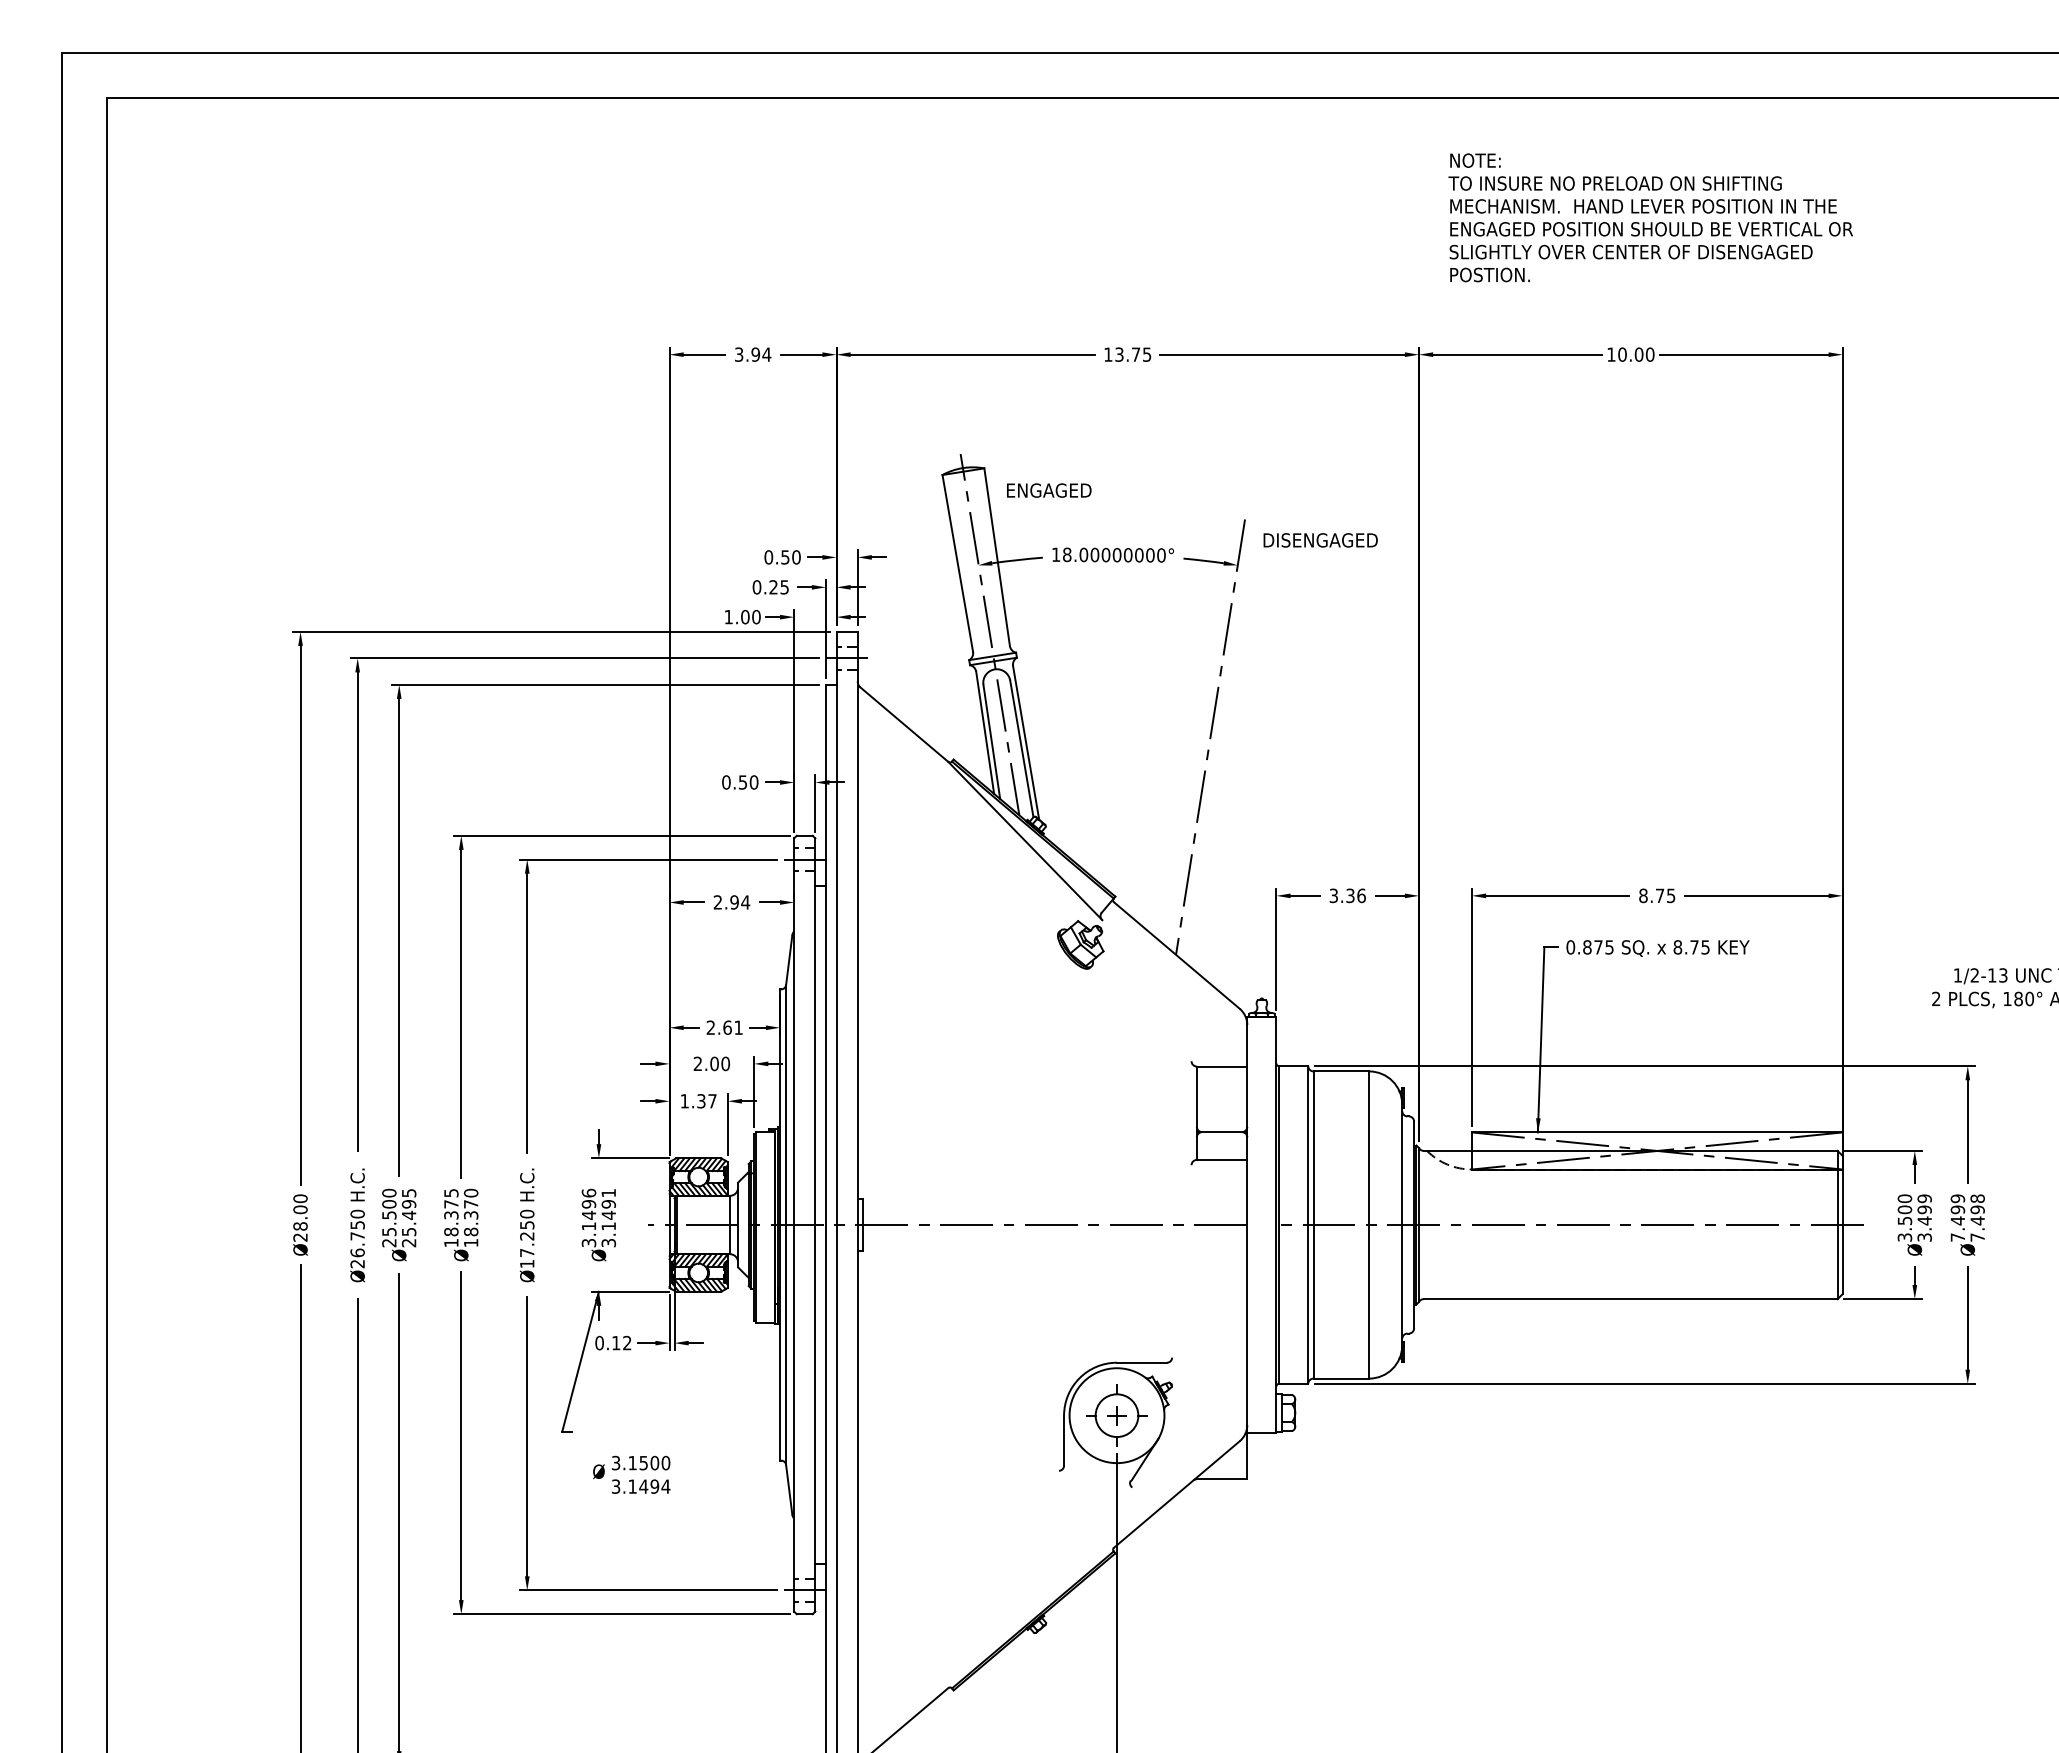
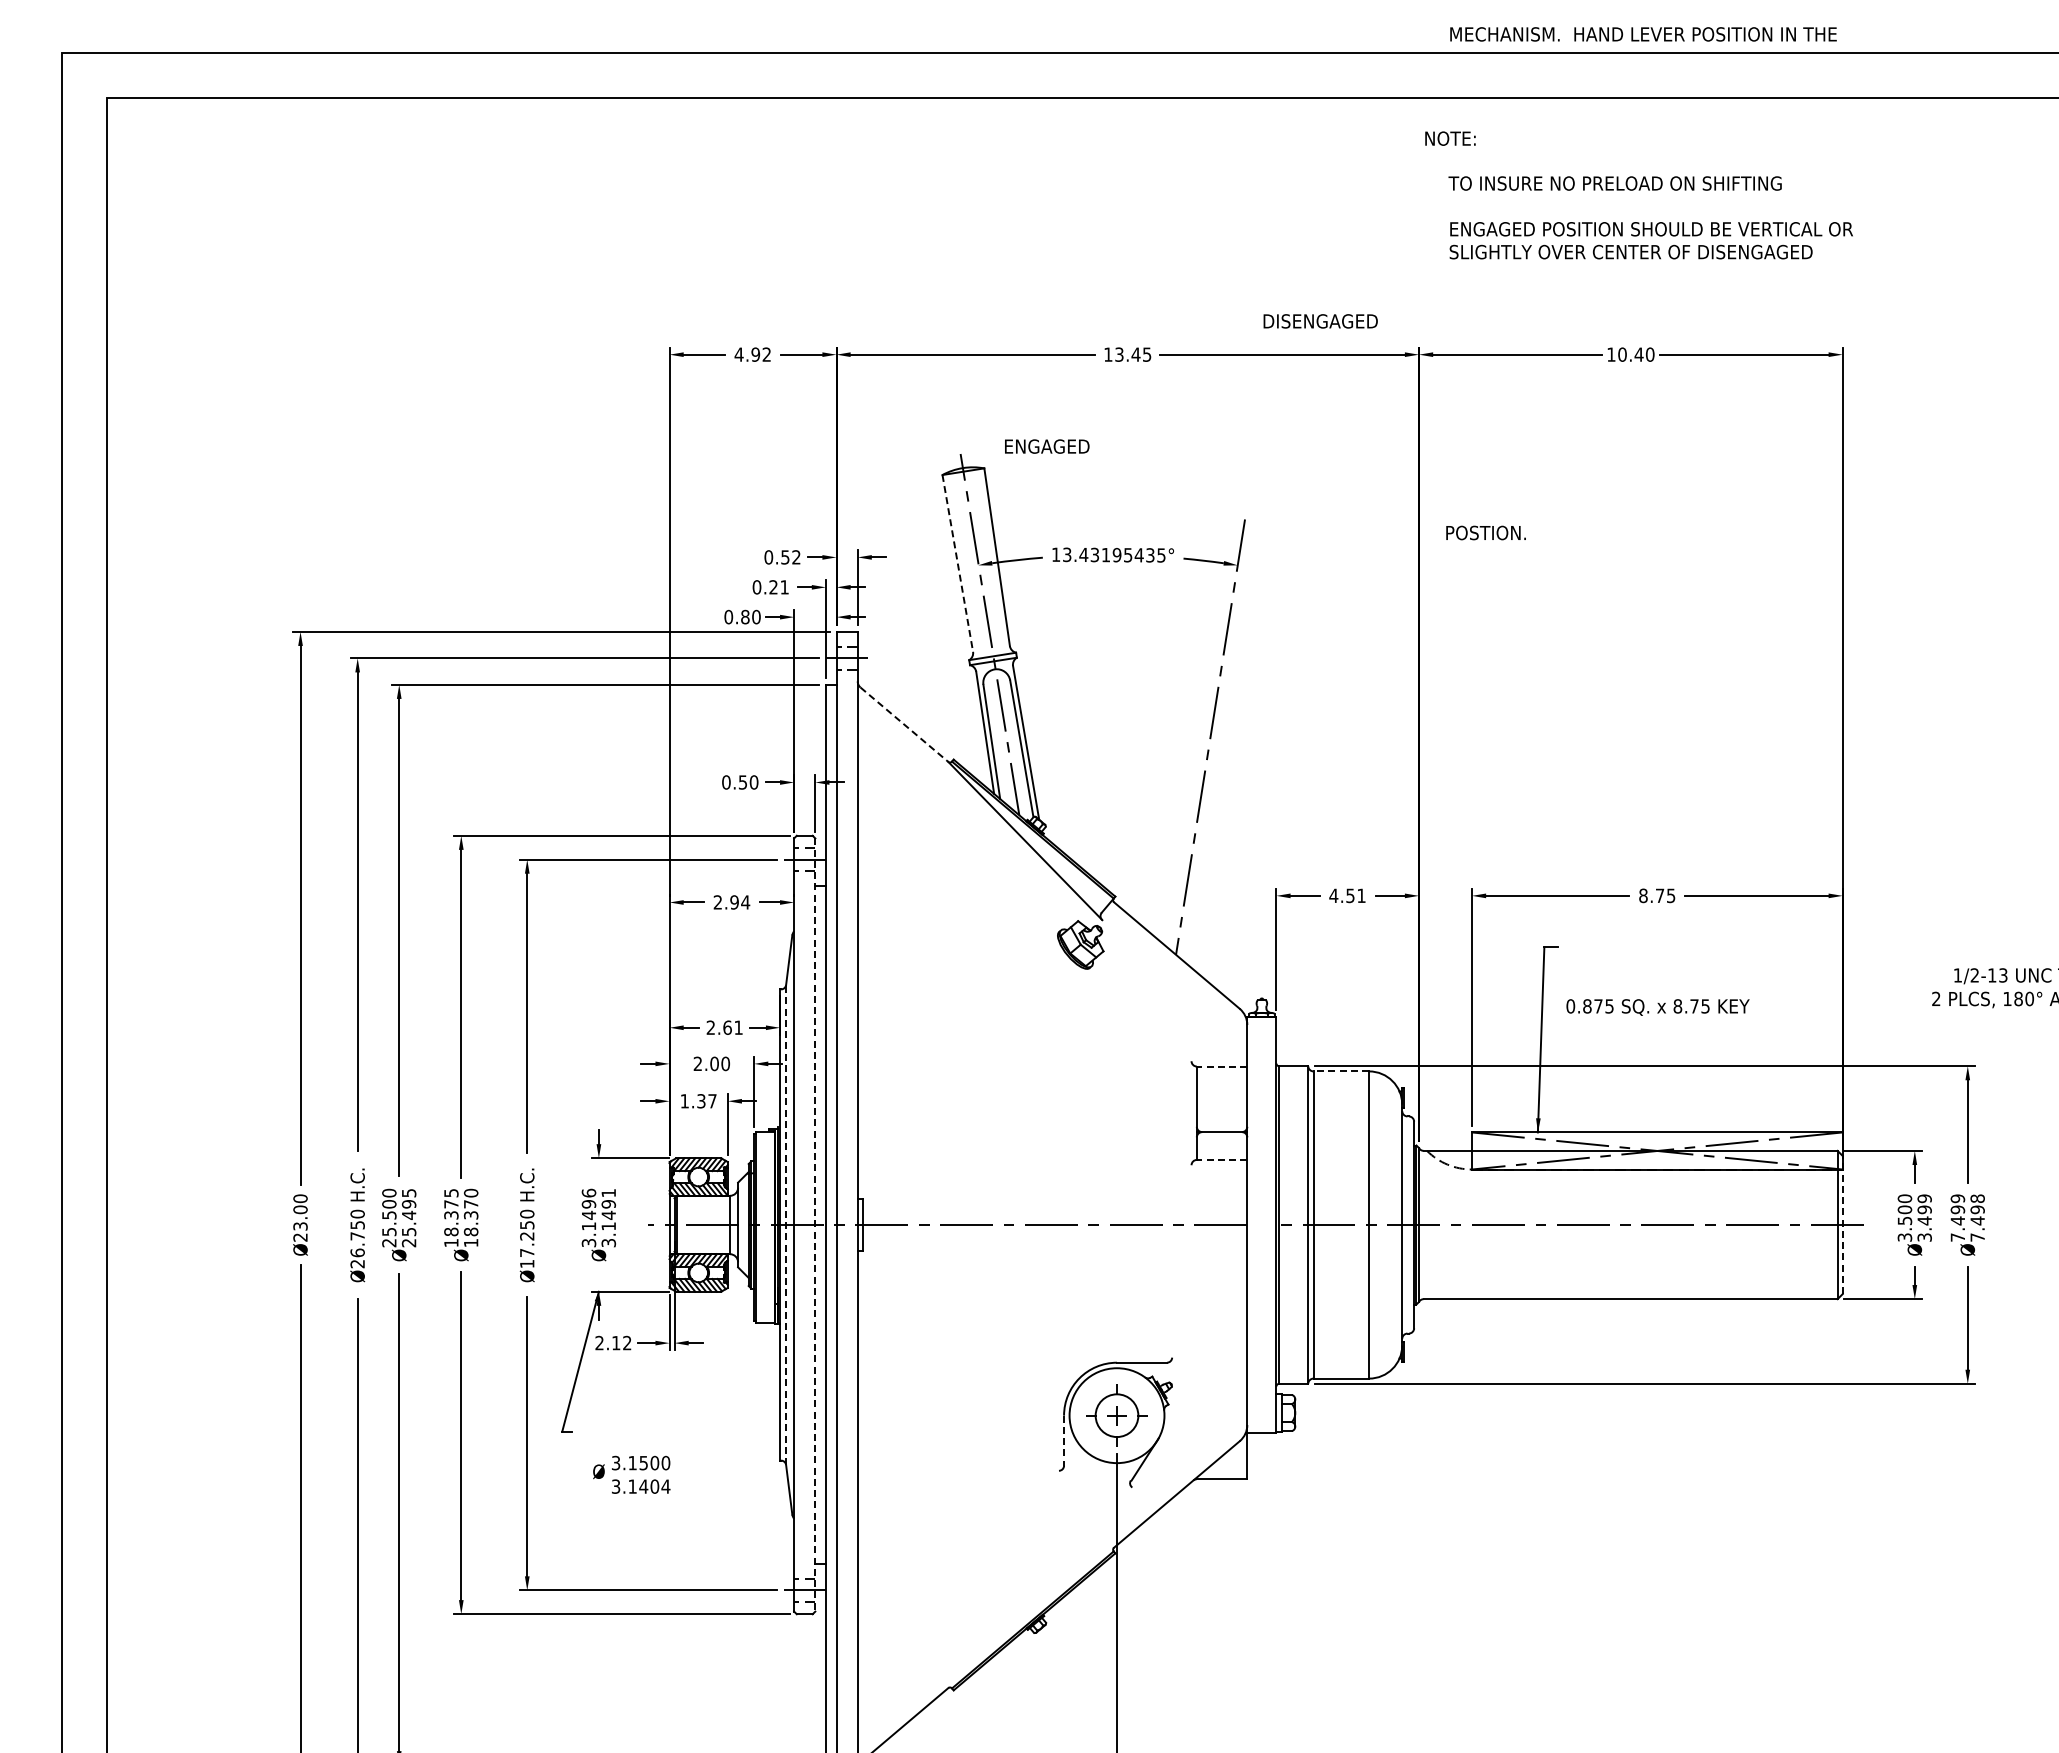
text position: (1475, 160) -> (1450, 138) (1450, 138)
text position: (1643, 206) -> (1643, 34) (1643, 34)
text position: (1489, 274) -> (1485, 532) (1485, 532)
text: 3.94 -> 4.92 (752, 354)
text: 13.75 -> 13.45 (1135, 354)
text: 10.00 -> 10.40 (1638, 354)
text position: (1049, 490) -> (1047, 446) (1047, 446)
text position: (1320, 540) -> (1320, 321) (1320, 321)
text: 18.00000000° -> 13.43195435° (1114, 554)
text: 0.50 -> 0.52 (796, 557)
line: solid -> dashed (957, 563)
text: 0.25 -> 0.21 (784, 587)
text: 1.00 -> 0.80 (736, 616)
line: solid -> dashed (904, 724)
text: 3.36 -> 4.51 (1347, 895)
text position: (1657, 948) -> (1657, 1007) (1657, 1007)
line: solid -> dashed (1221, 1066)
line: solid -> dashed (1341, 1071)
line: solid -> dashed (1221, 1159)
line: solid -> dashed (786, 1224)
line: solid -> dashed (1842, 1224)
line: solid -> dashed (815, 1225)
text: Ø28.00 -> Ø23.00 (300, 1226)
text: 0.12 -> 2.12 (599, 1342)
line: solid -> dashed (1064, 1441)
text: 3.1494 -> 3.1404 (654, 1486)
